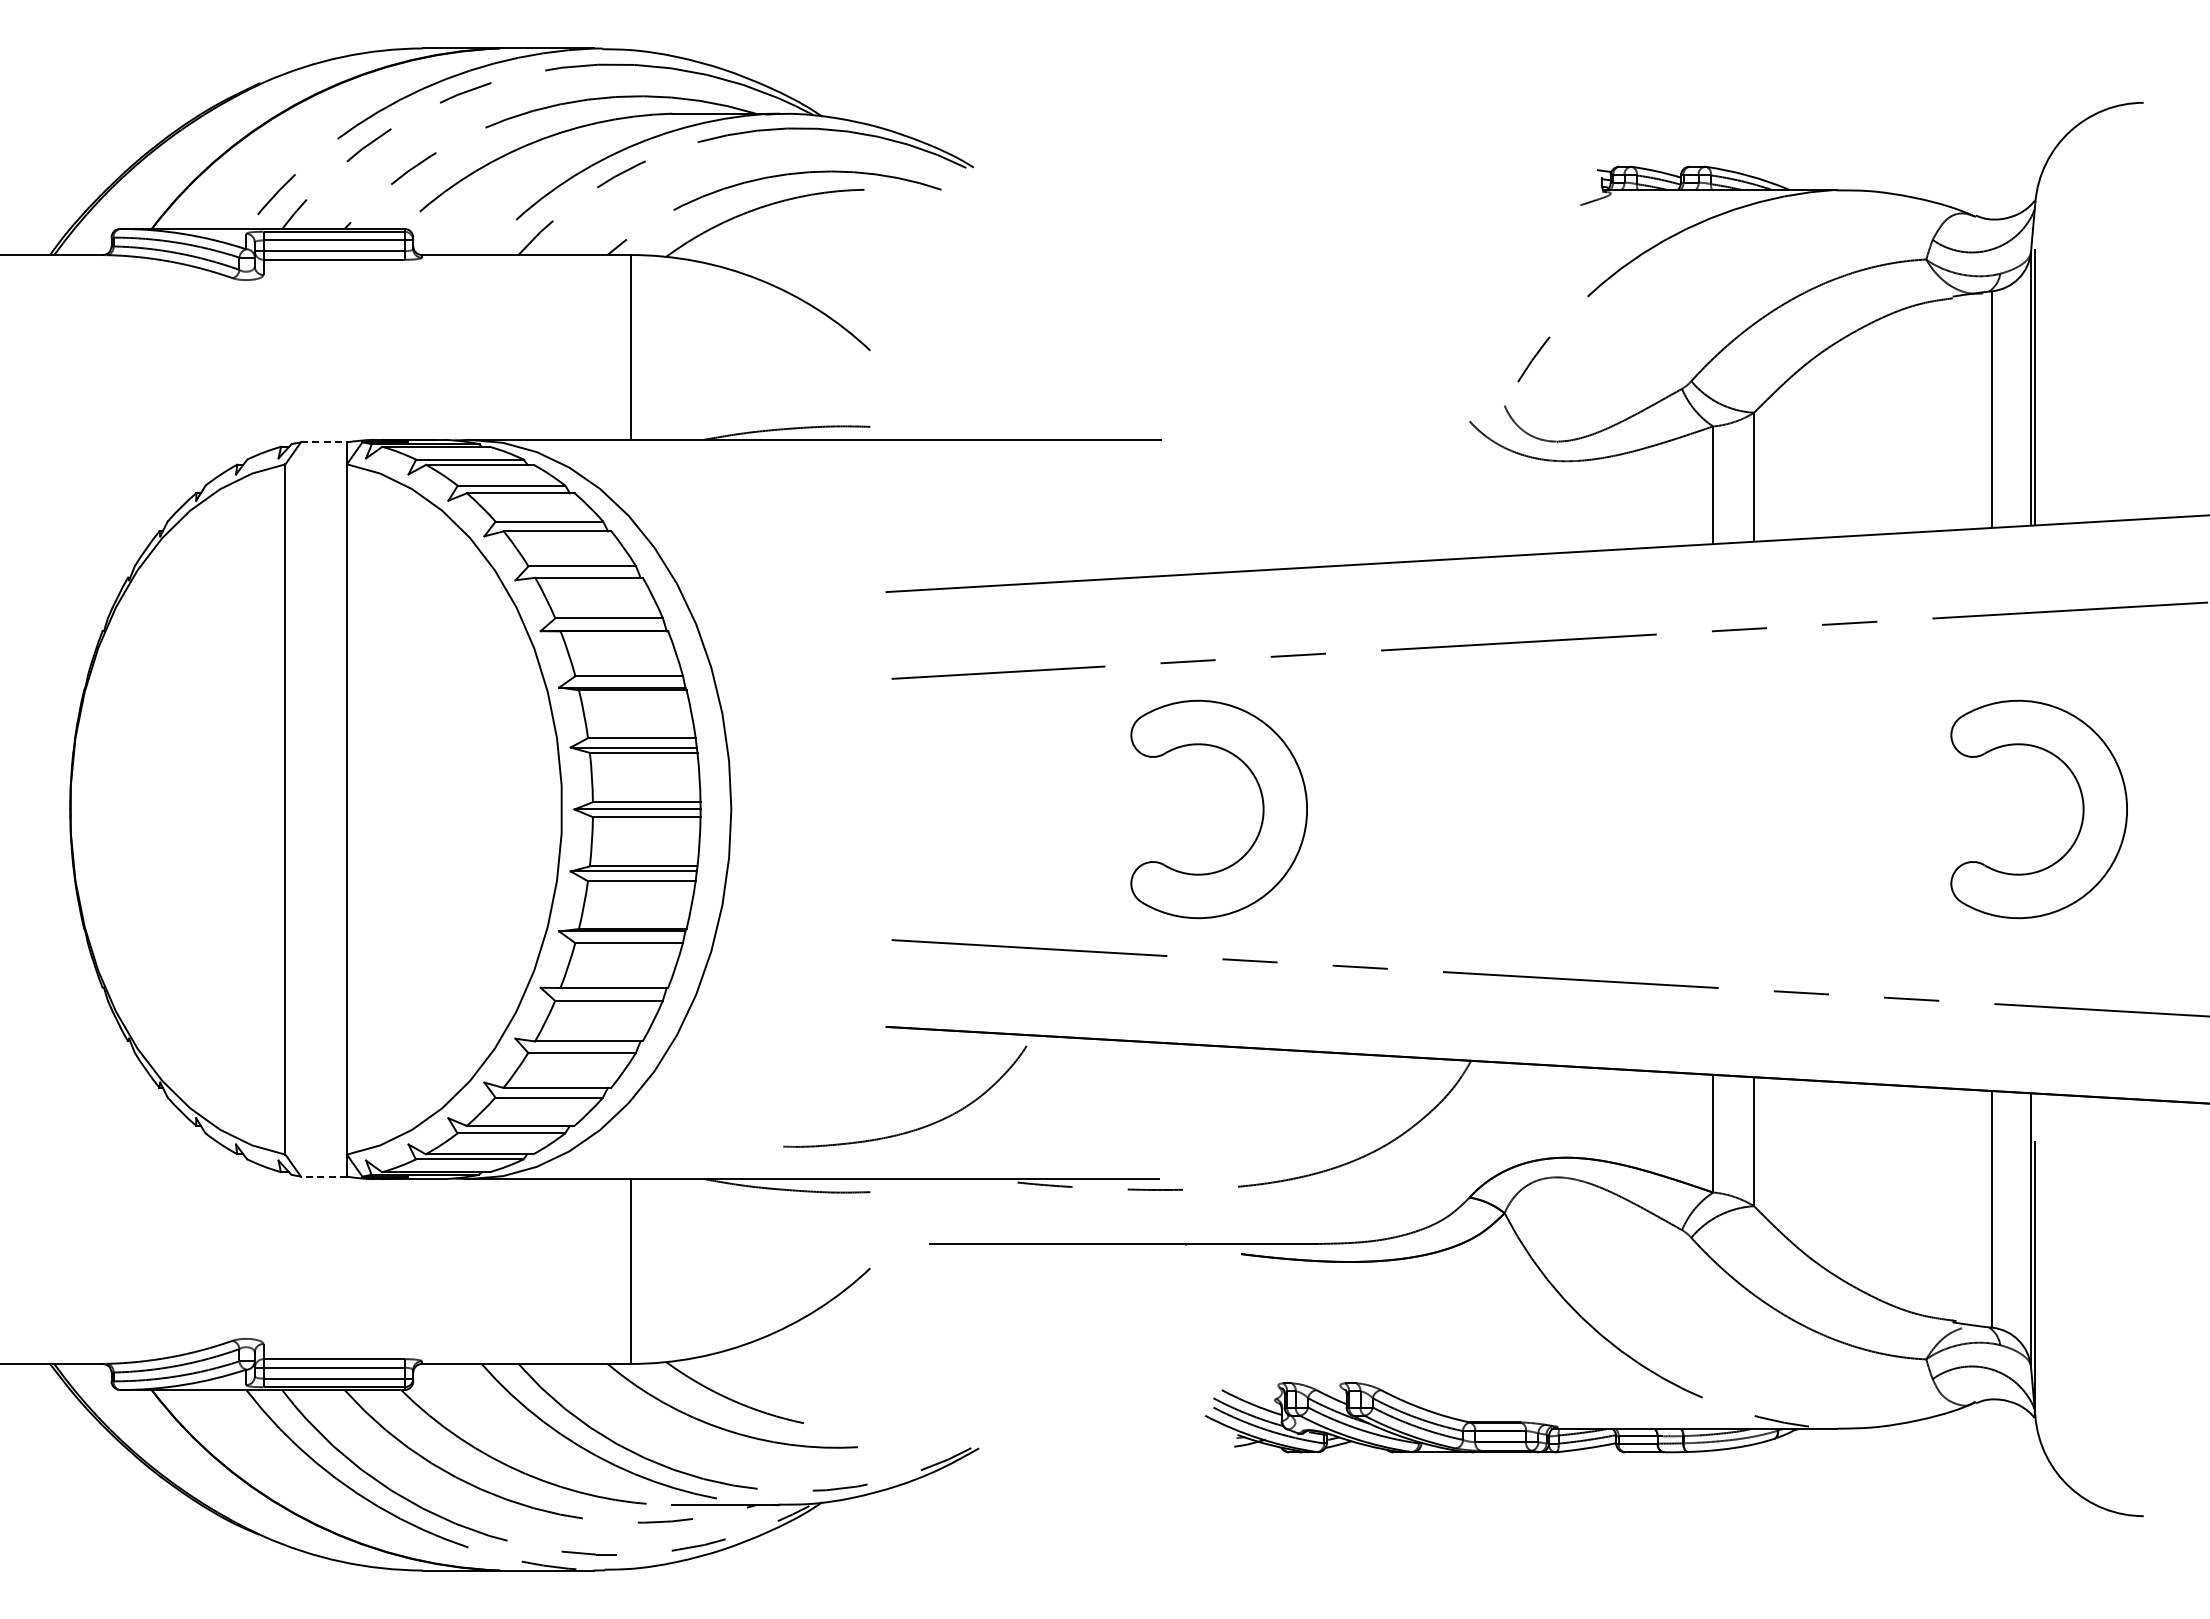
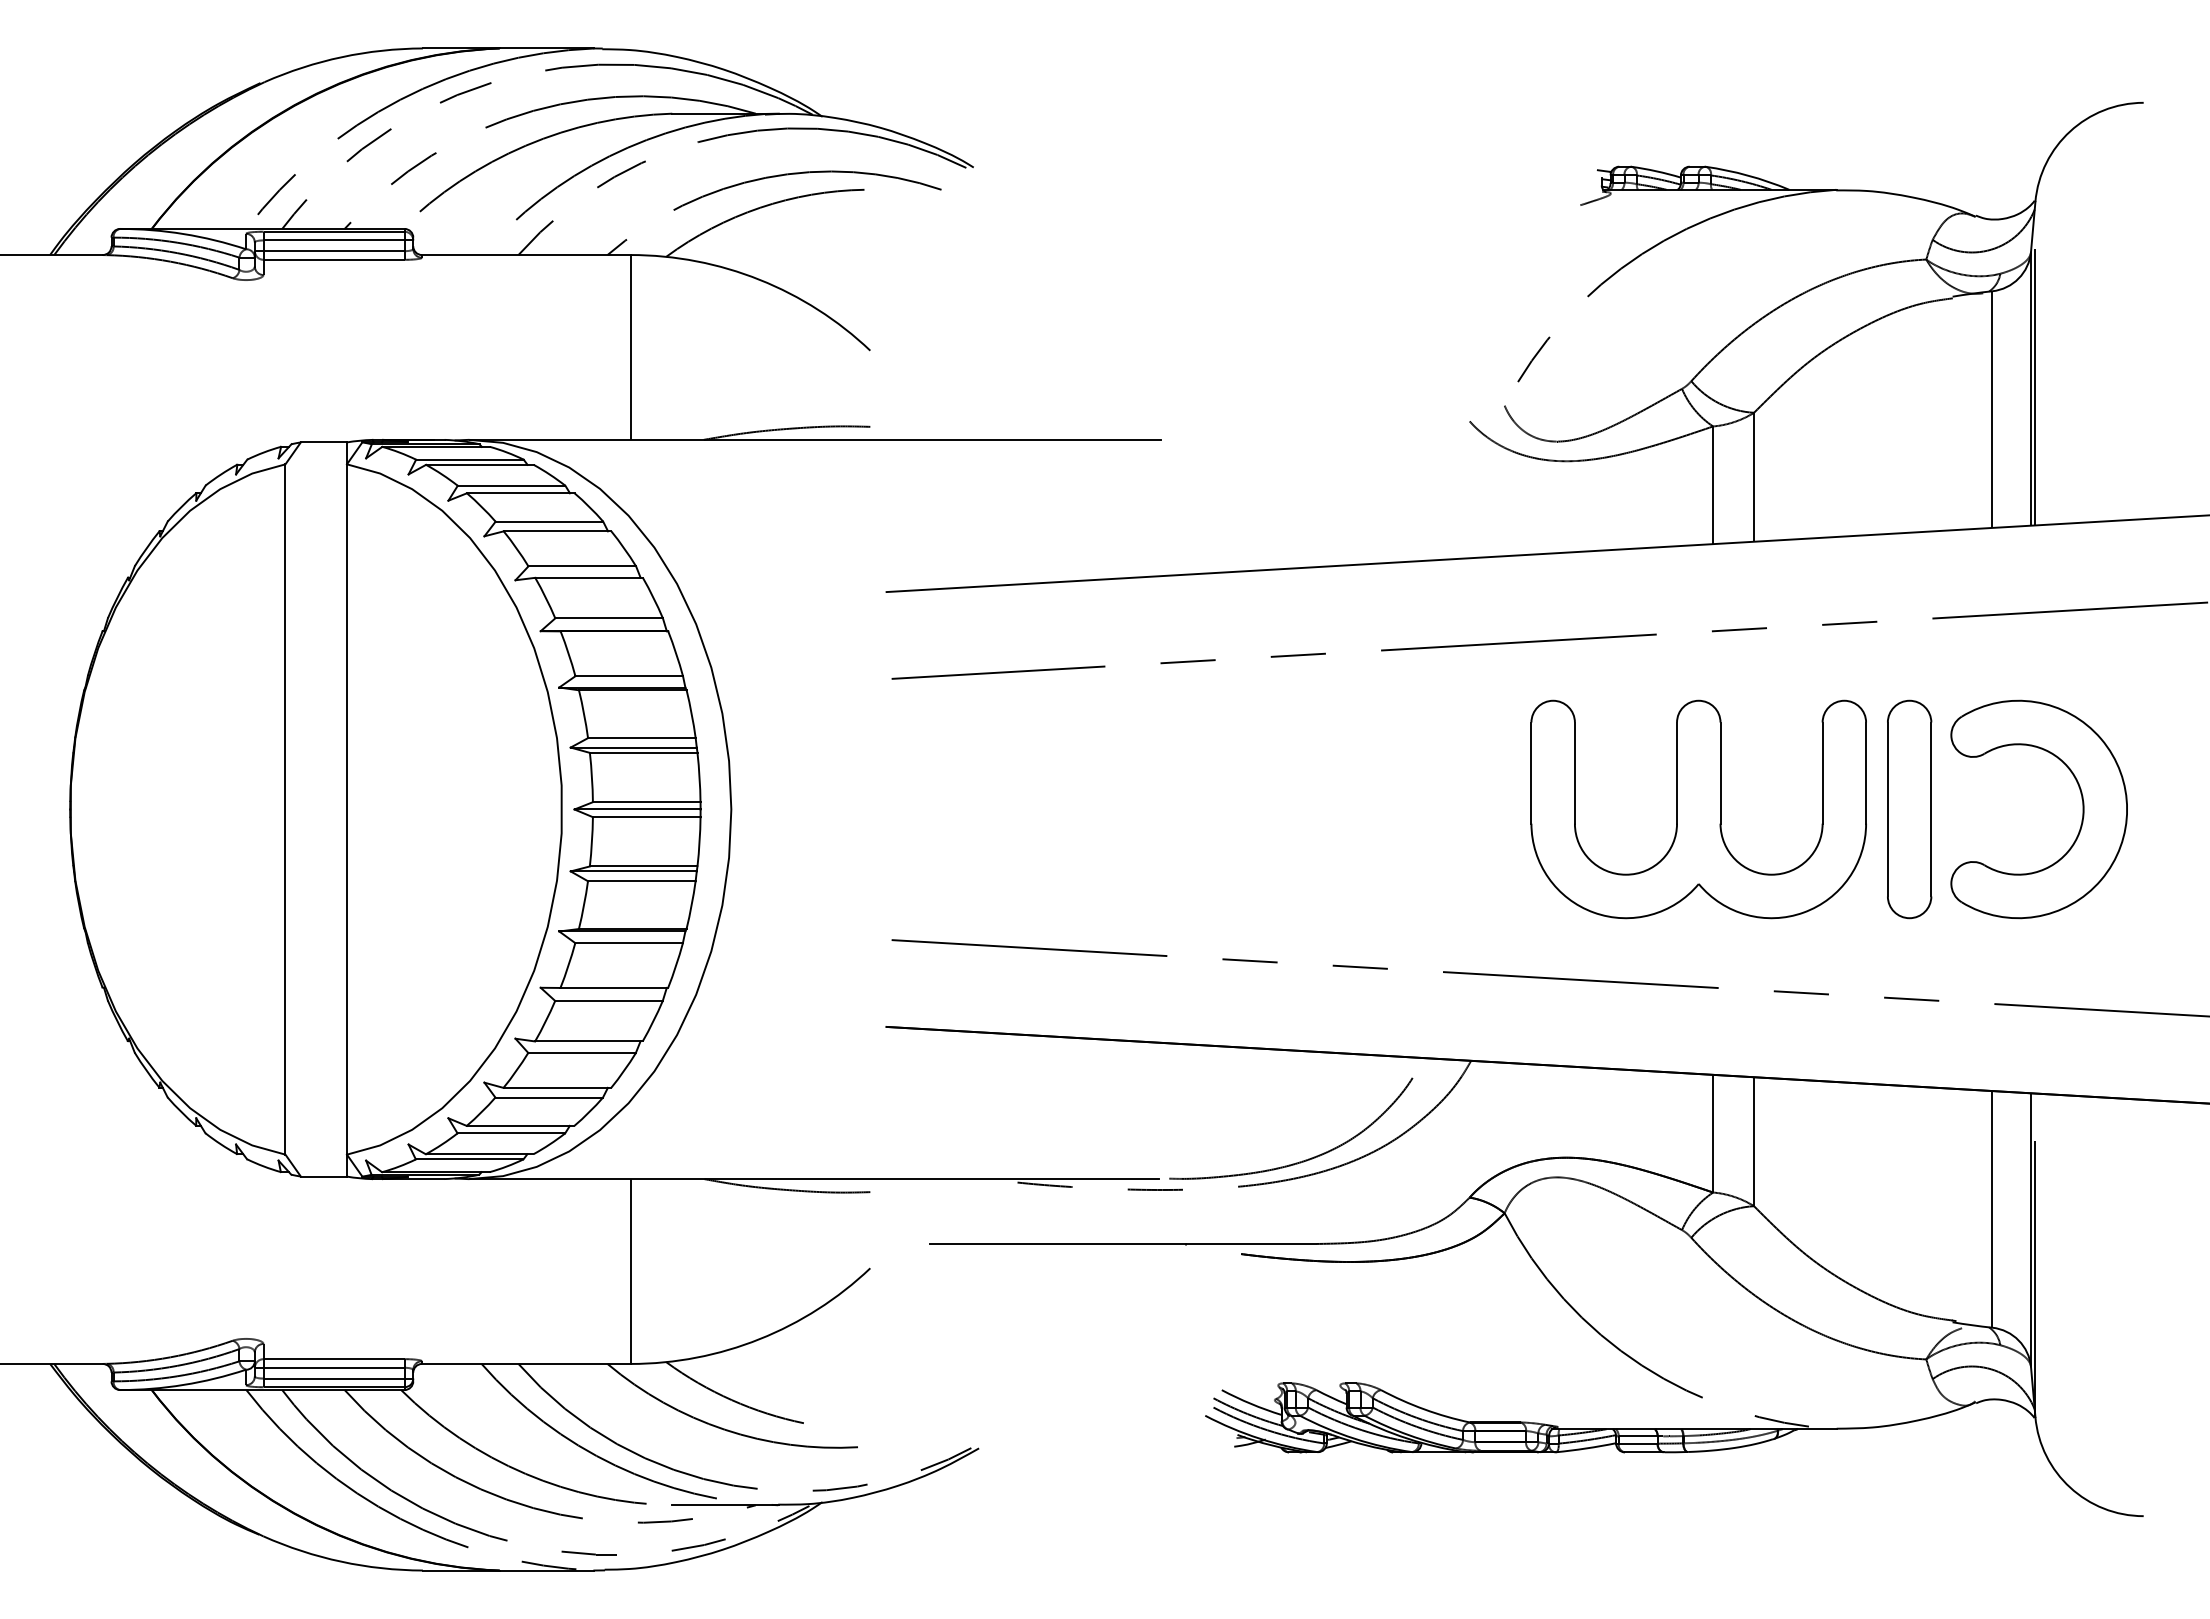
line: dashed -> solid (324, 442)
part: present -> none (1262, 809)
part: none -> present (1698, 809)
part: none -> present (1909, 809)
curve position: (916, 1128) -> (1302, 1160) (1302, 1160)
line: dashed -> solid (323, 1176)
